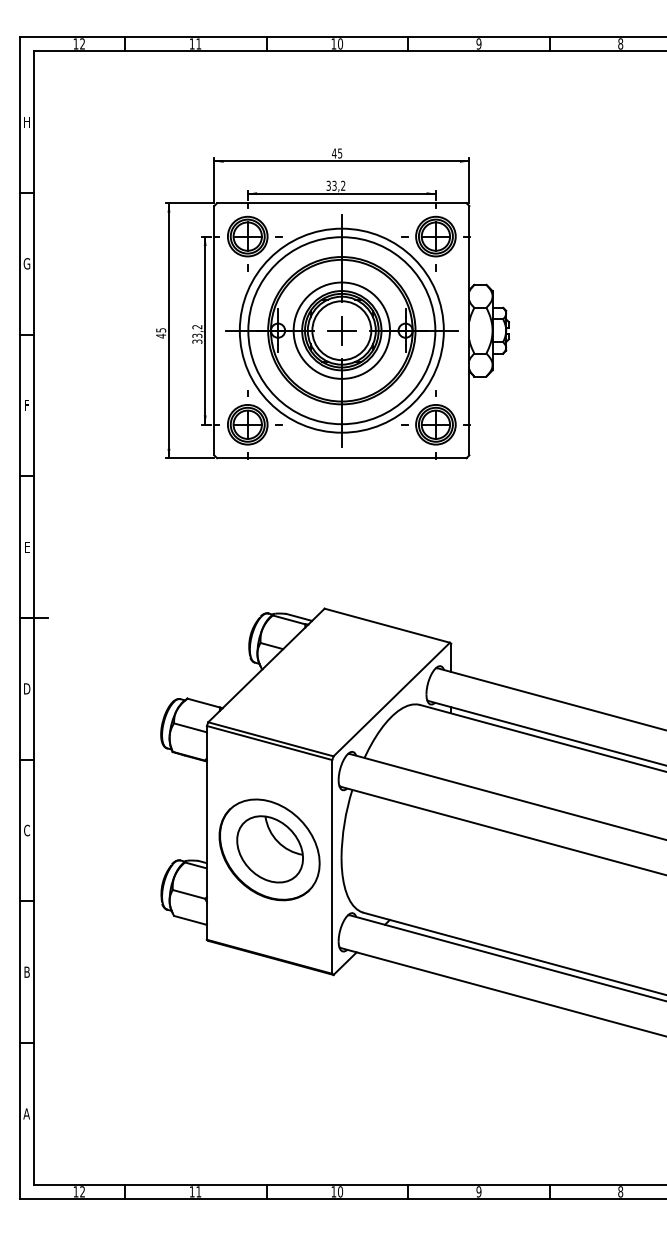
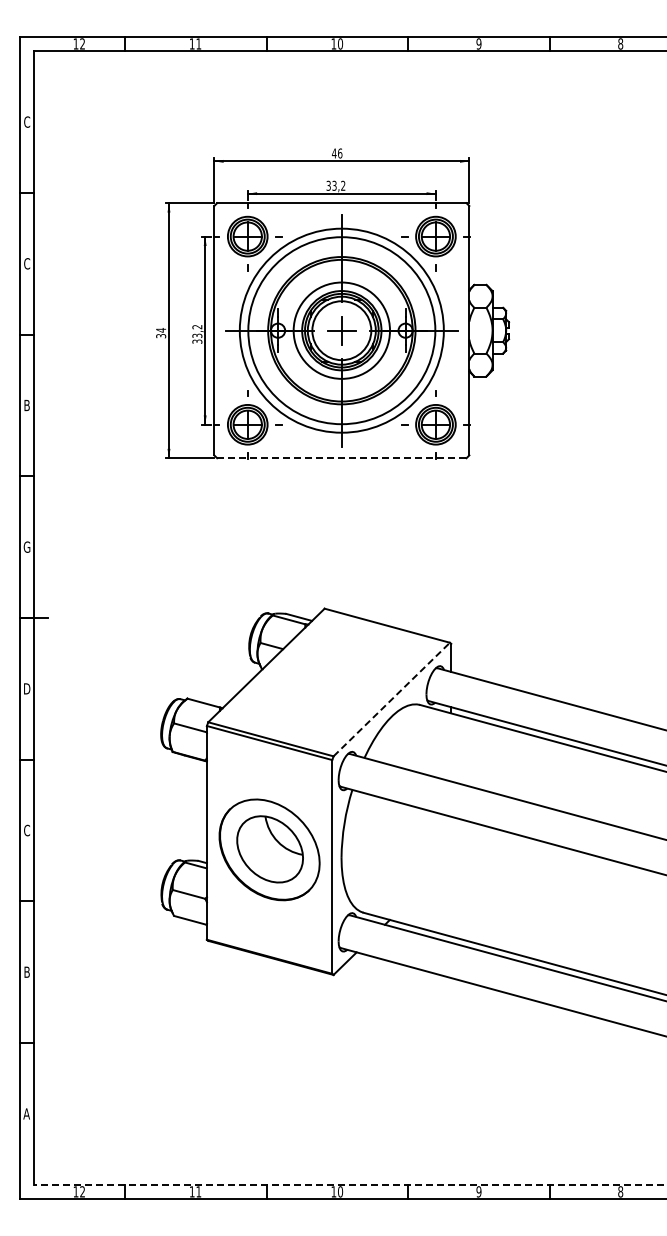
text: H -> C (27, 121)
text: 45 -> 46 (340, 153)
text: G -> C (26, 263)
text: 45 -> 34 (161, 333)
text: F -> B (26, 405)
line: solid -> dashed (341, 458)
text: E -> G (26, 546)
line: solid -> dashed (392, 699)
line: solid -> dashed (350, 1184)
